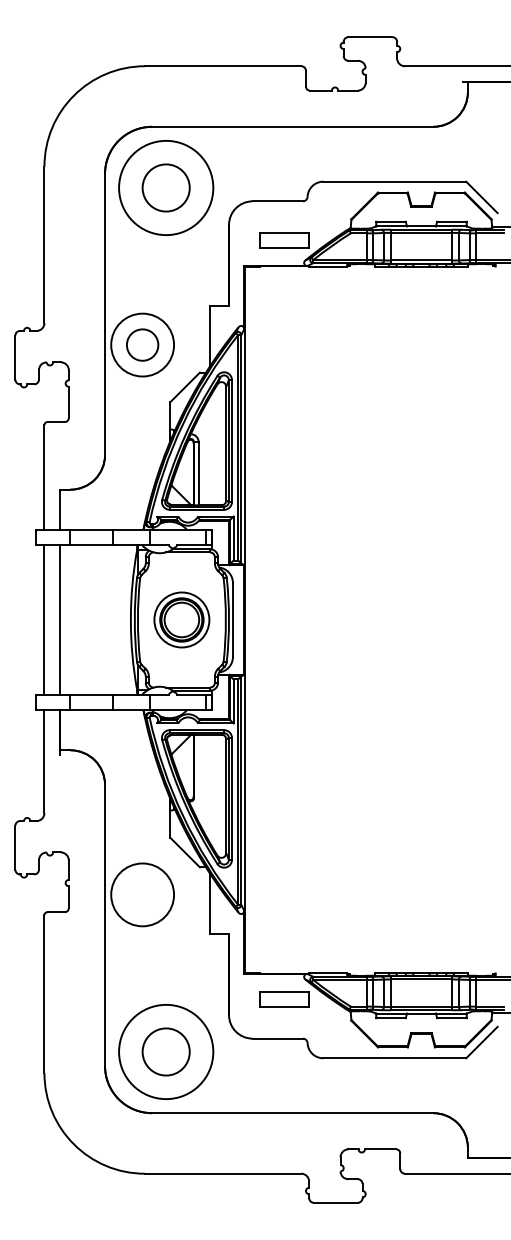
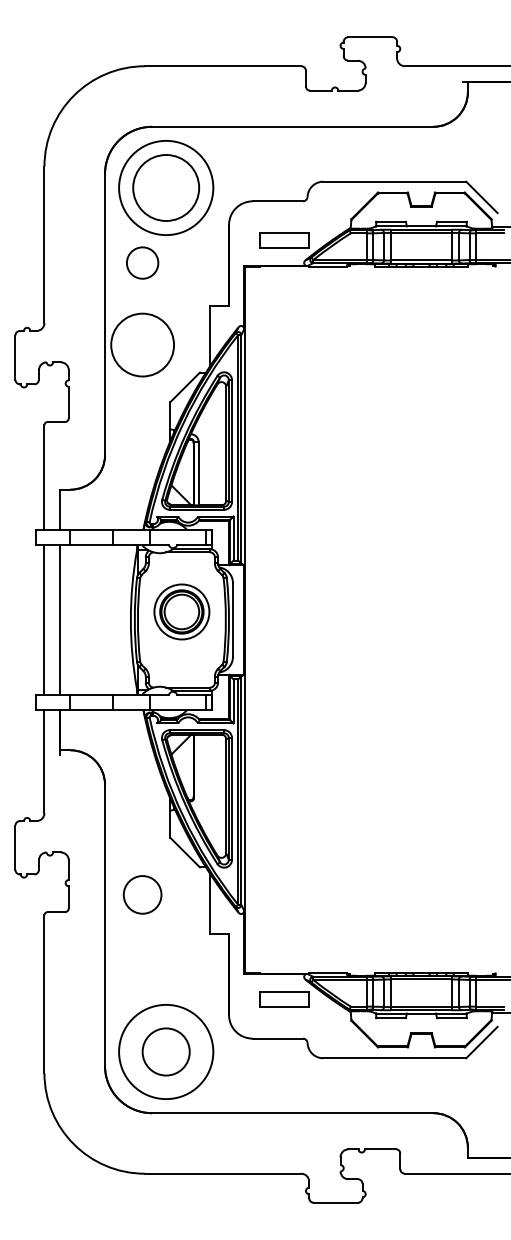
circle diameter: 47 px -> 66 px (166, 187)
circle position: (142, 344) -> (142, 262) (142, 262)
part position: (181, 619) -> (181, 611) (181, 611)
circle diameter: 63 px -> 38 px (142, 894)
